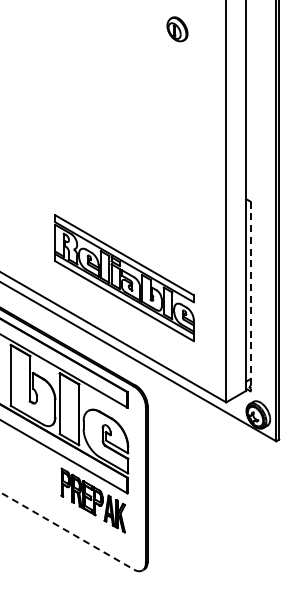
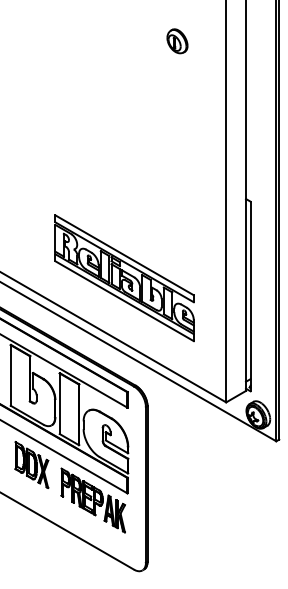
part position: (177, 29) -> (177, 41) (177, 41)
line: dashed -> solid (250, 296)
part: none -> present (31, 464)
line: dashed -> solid (67, 531)
